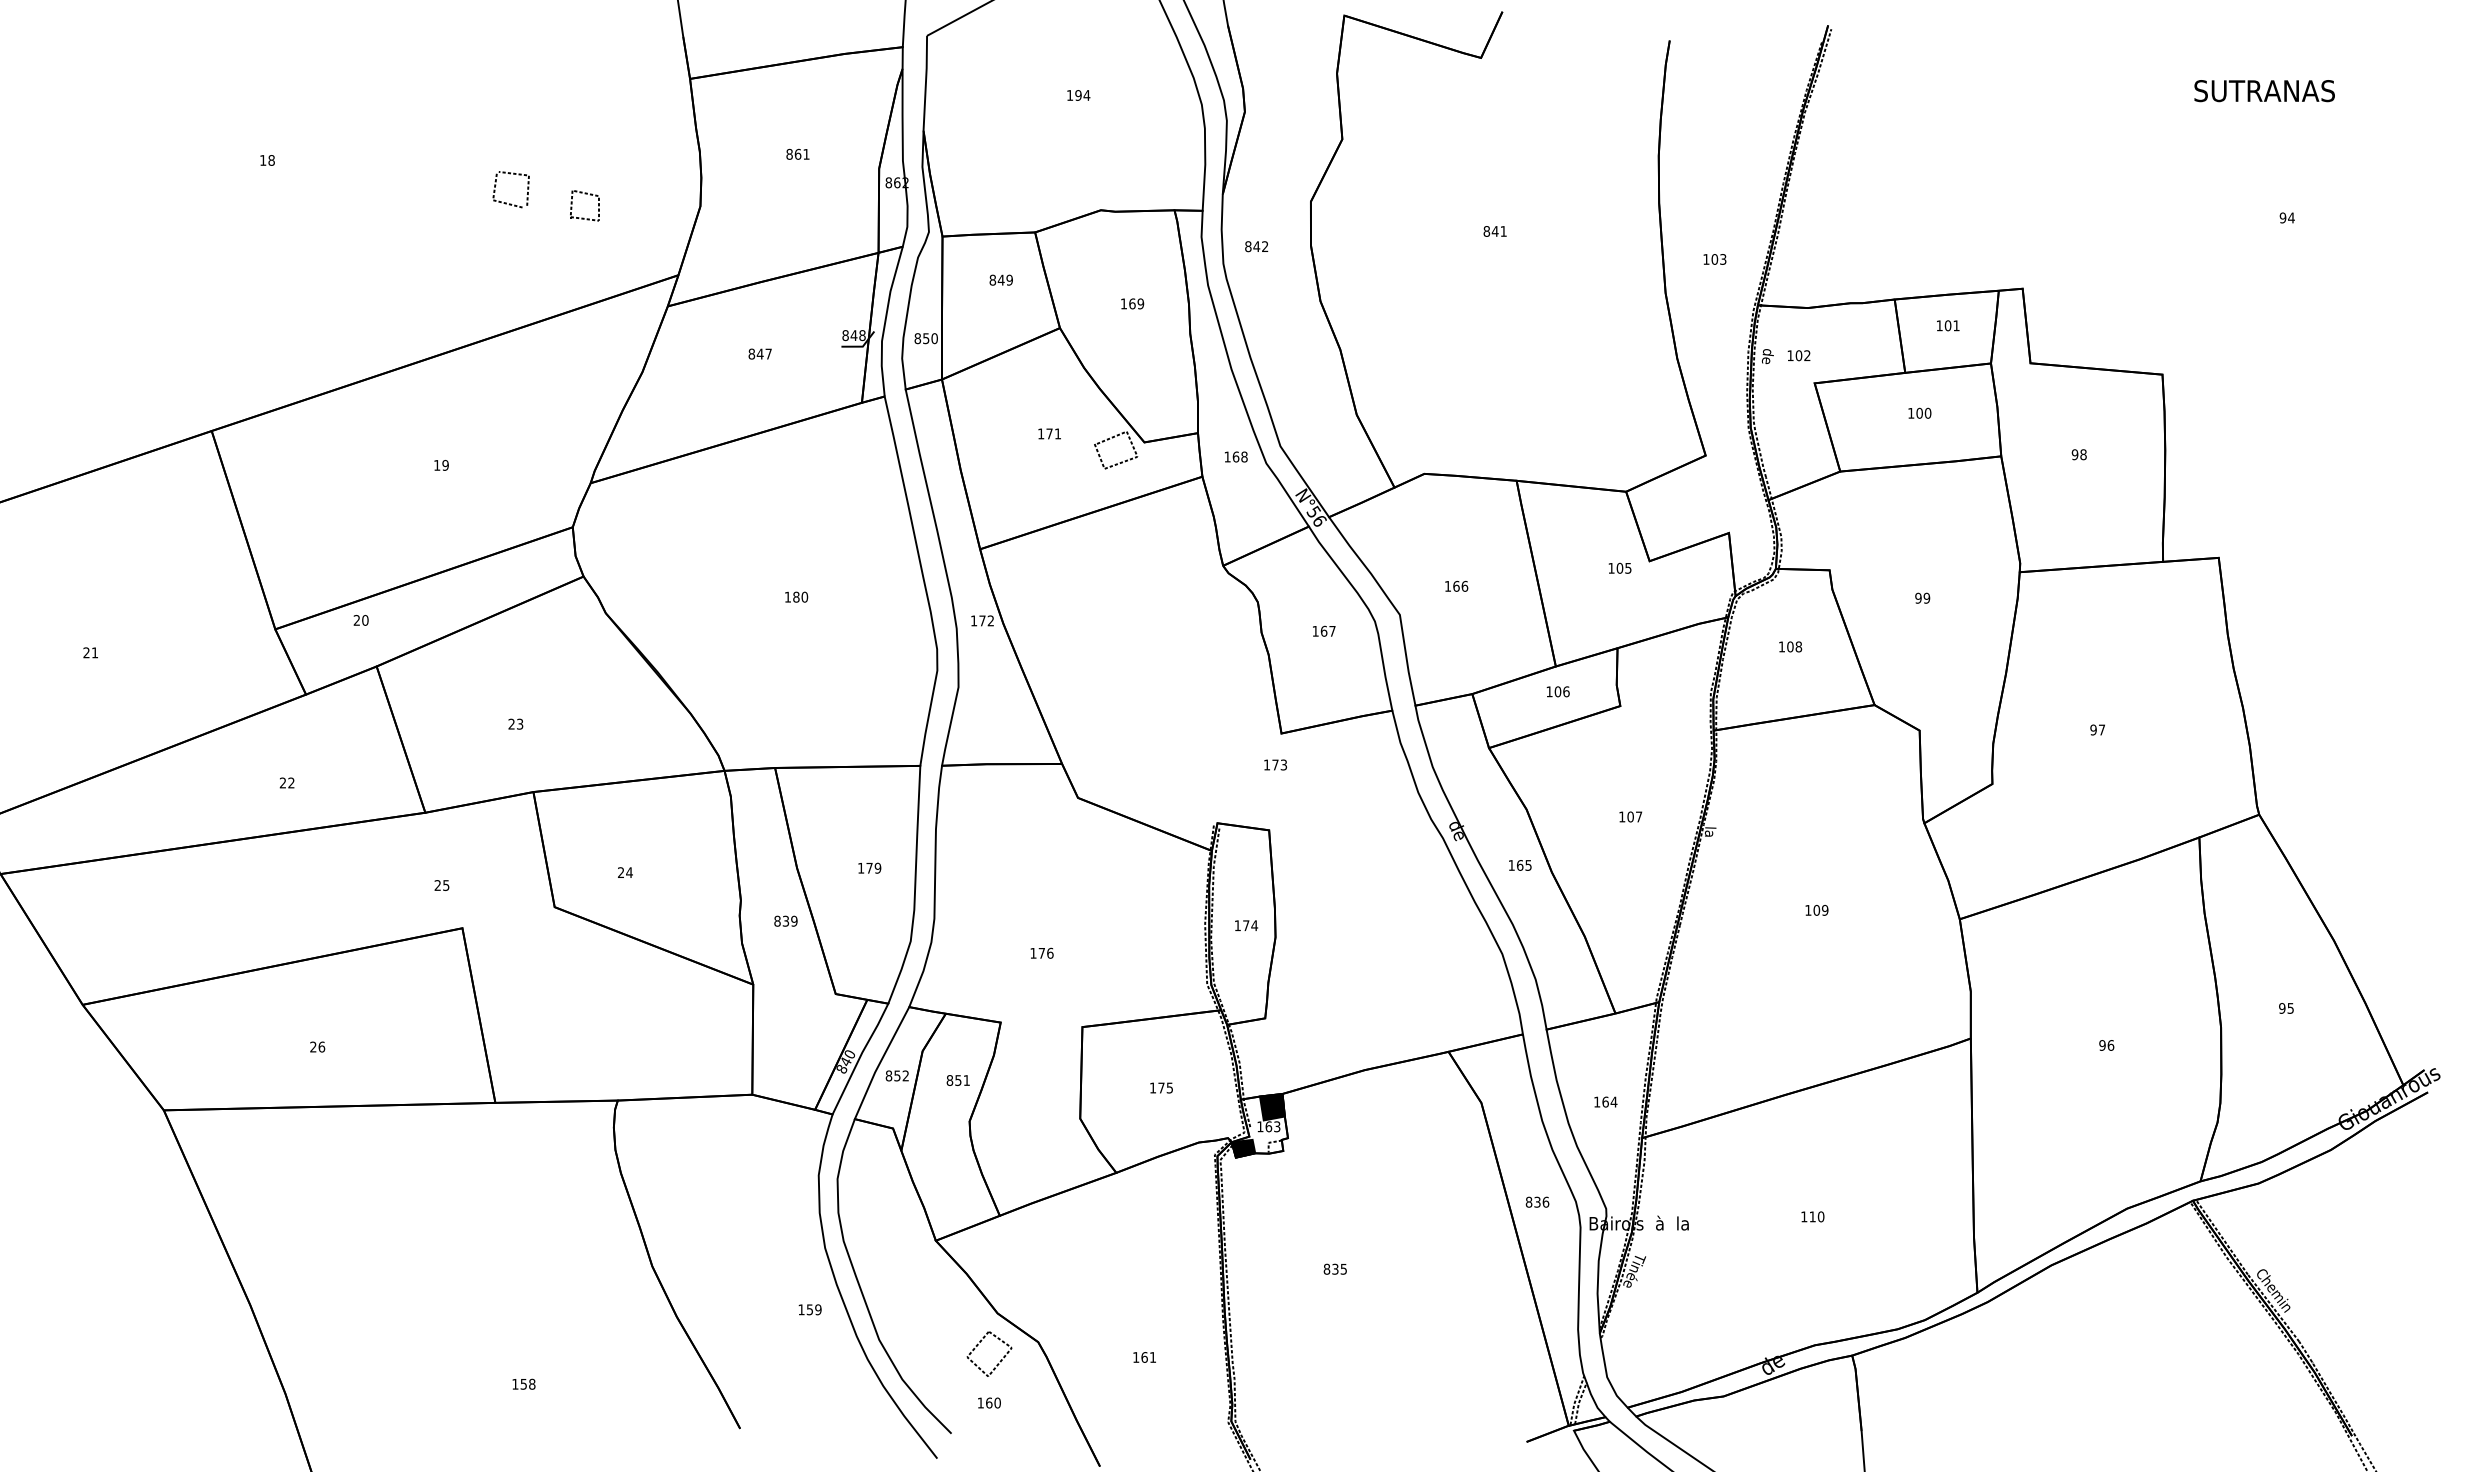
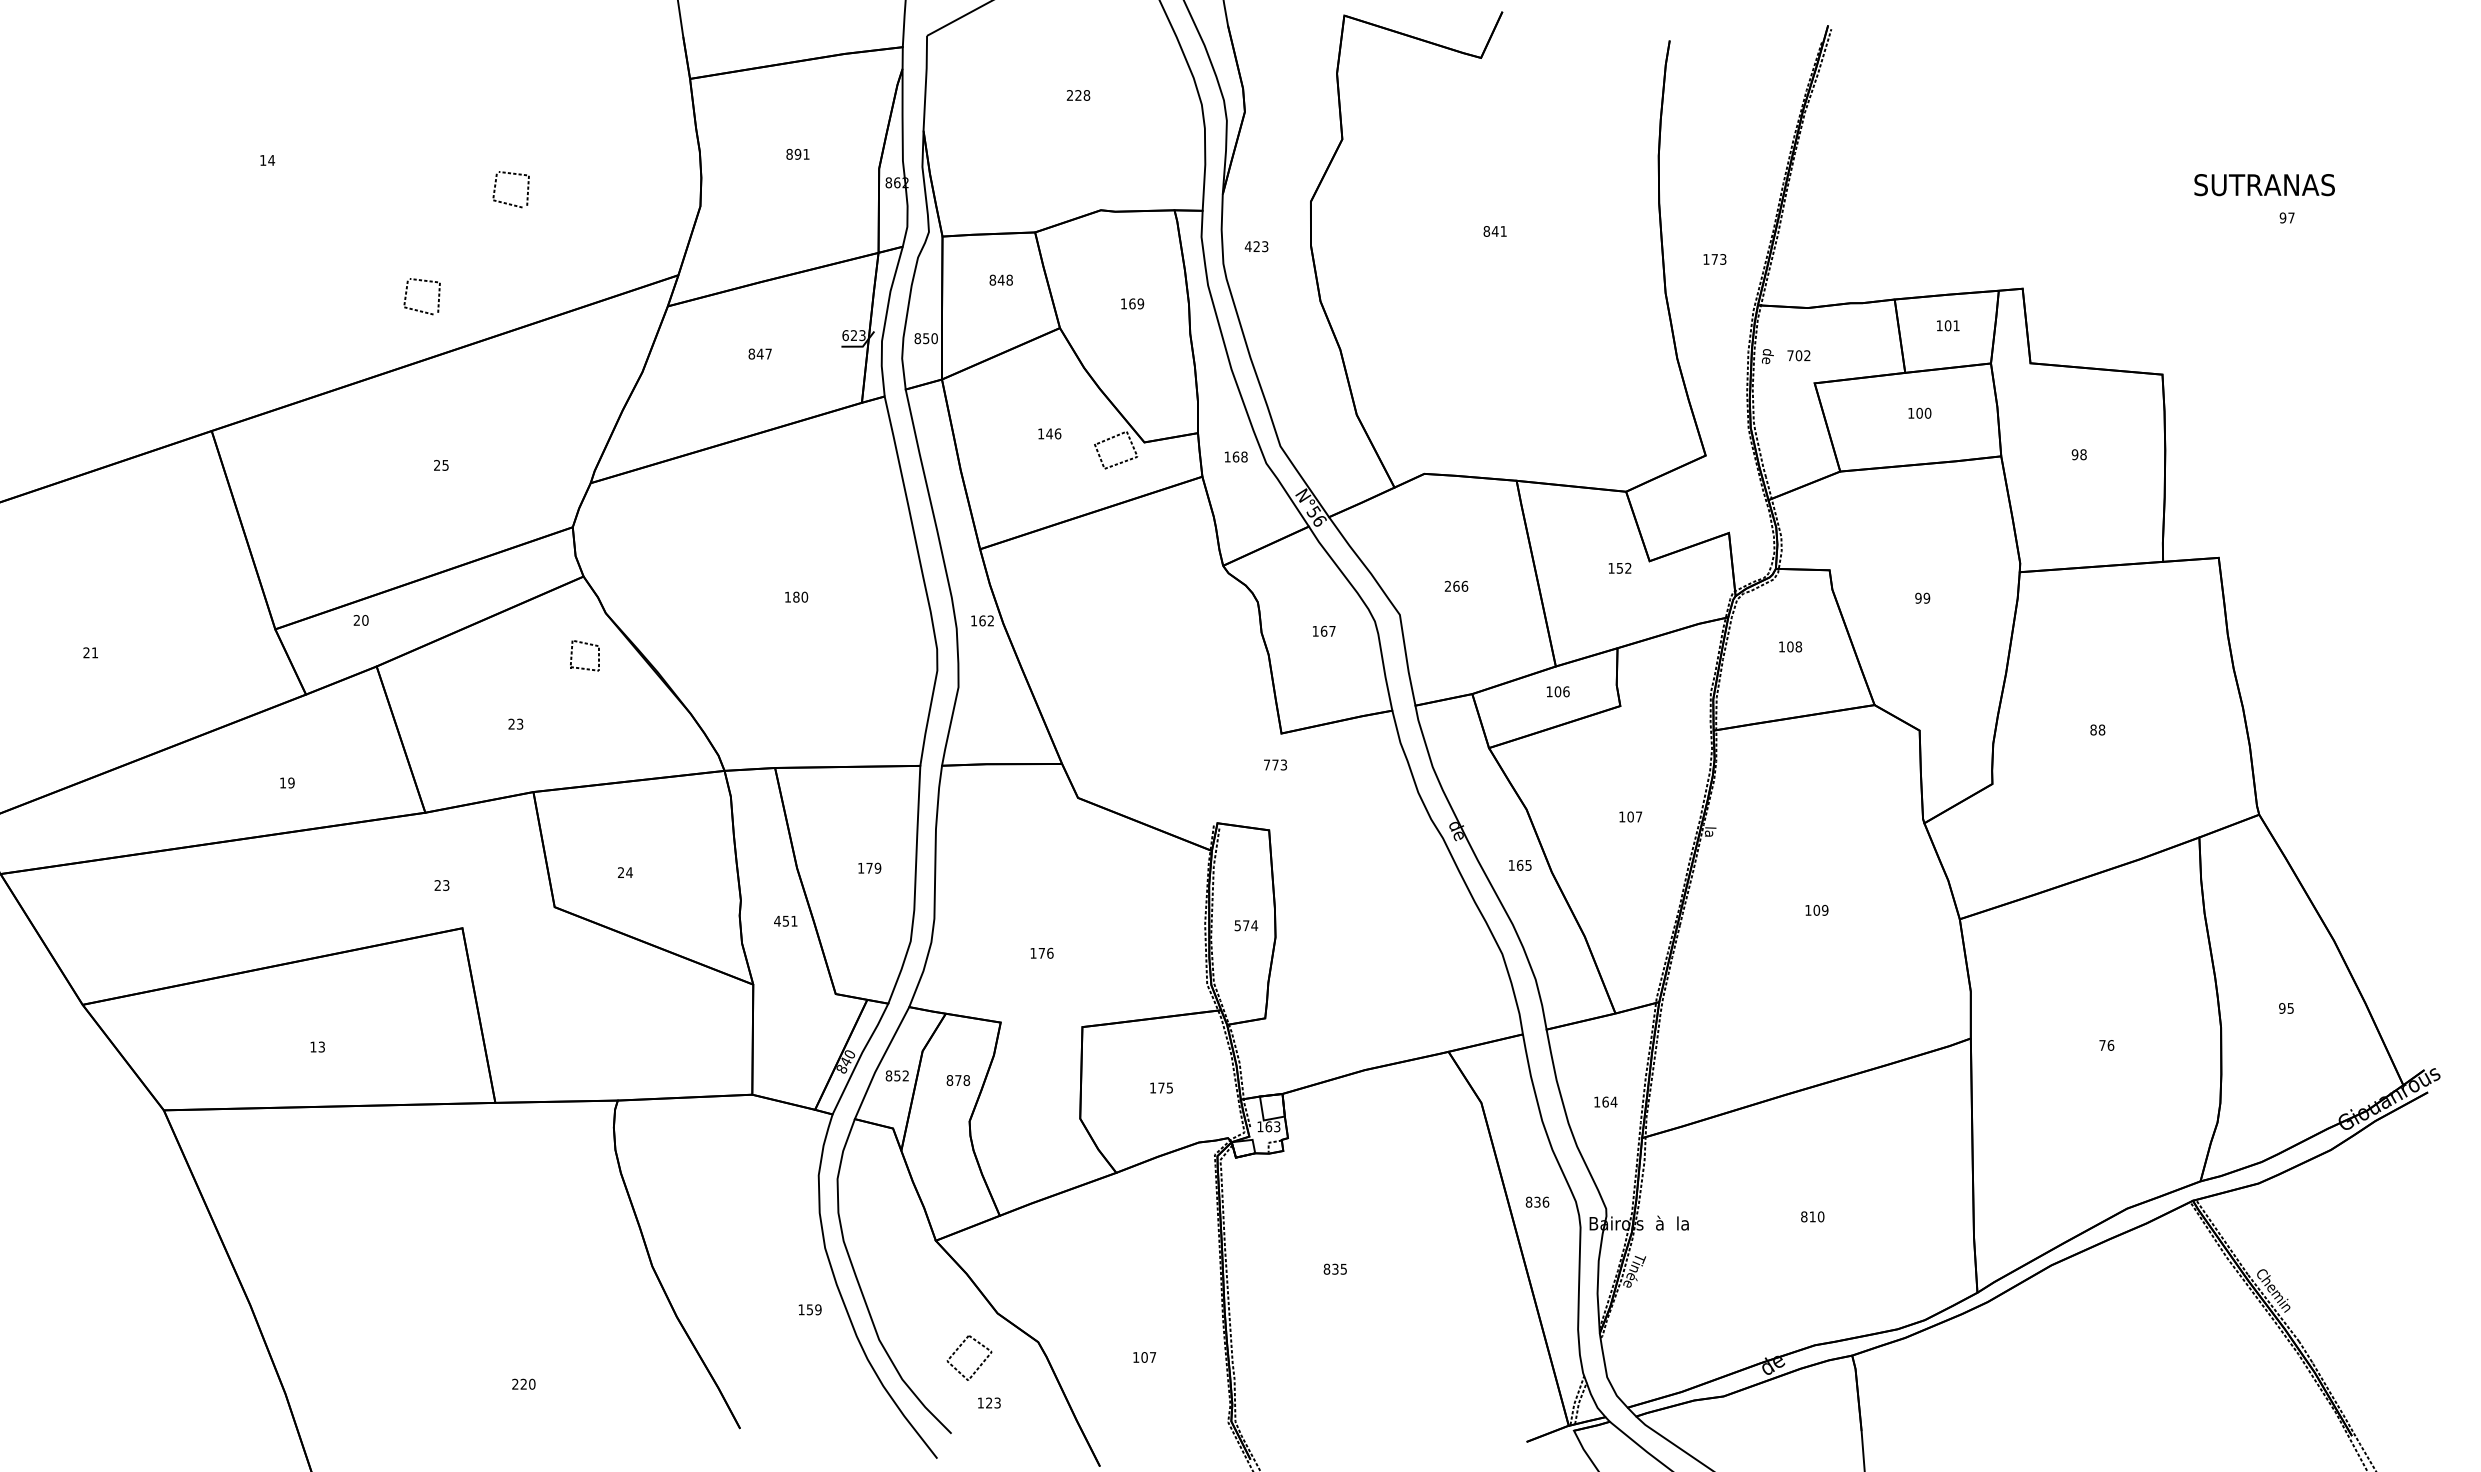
text position: (2264, 91) -> (2264, 185) (2264, 185)
text: 194 -> 228 (1078, 95)
text: 861 -> 891 (797, 153)
text: 18 -> 14 (271, 160)
part position: (585, 194) -> (585, 644) (585, 644)
text: 94 -> 97 (2291, 217)
text: 842 -> 423 (1256, 246)
text: 103 -> 173 (1714, 259)
text: 849 -> 848 (1009, 280)
part: none -> present (417, 309)
text: 848 -> 623 (853, 335)
text: 102 -> 702 (1790, 355)
text: 171 -> 146 (1053, 433)
text: 19 -> 25 (441, 464)
text: 105 -> 152 (1623, 567)
text: 166 -> 266 (1447, 585)
text: 172 -> 162 (982, 620)
text: 97 -> 88 (2097, 729)
text: 173 -> 773 (1267, 764)
text: 22 -> 19 (286, 782)
text: 25 -> 23 (446, 884)
text: 839 -> 451 (785, 920)
text: 174 -> 574 (1237, 925)
text: 96 -> 76 (2102, 1045)
text: 26 -> 13 (317, 1046)
text: 851 -> 878 (962, 1080)
fill: present -> none (1271, 1106)
fill: present -> none (1243, 1148)
text: 110 -> 810 (1804, 1216)
text: 161 -> 107 (1148, 1357)
line position: (999, 1361) -> (979, 1365) (979, 1365)
text: 158 -> 220 (523, 1383)
text: 160 -> 123 (993, 1402)
